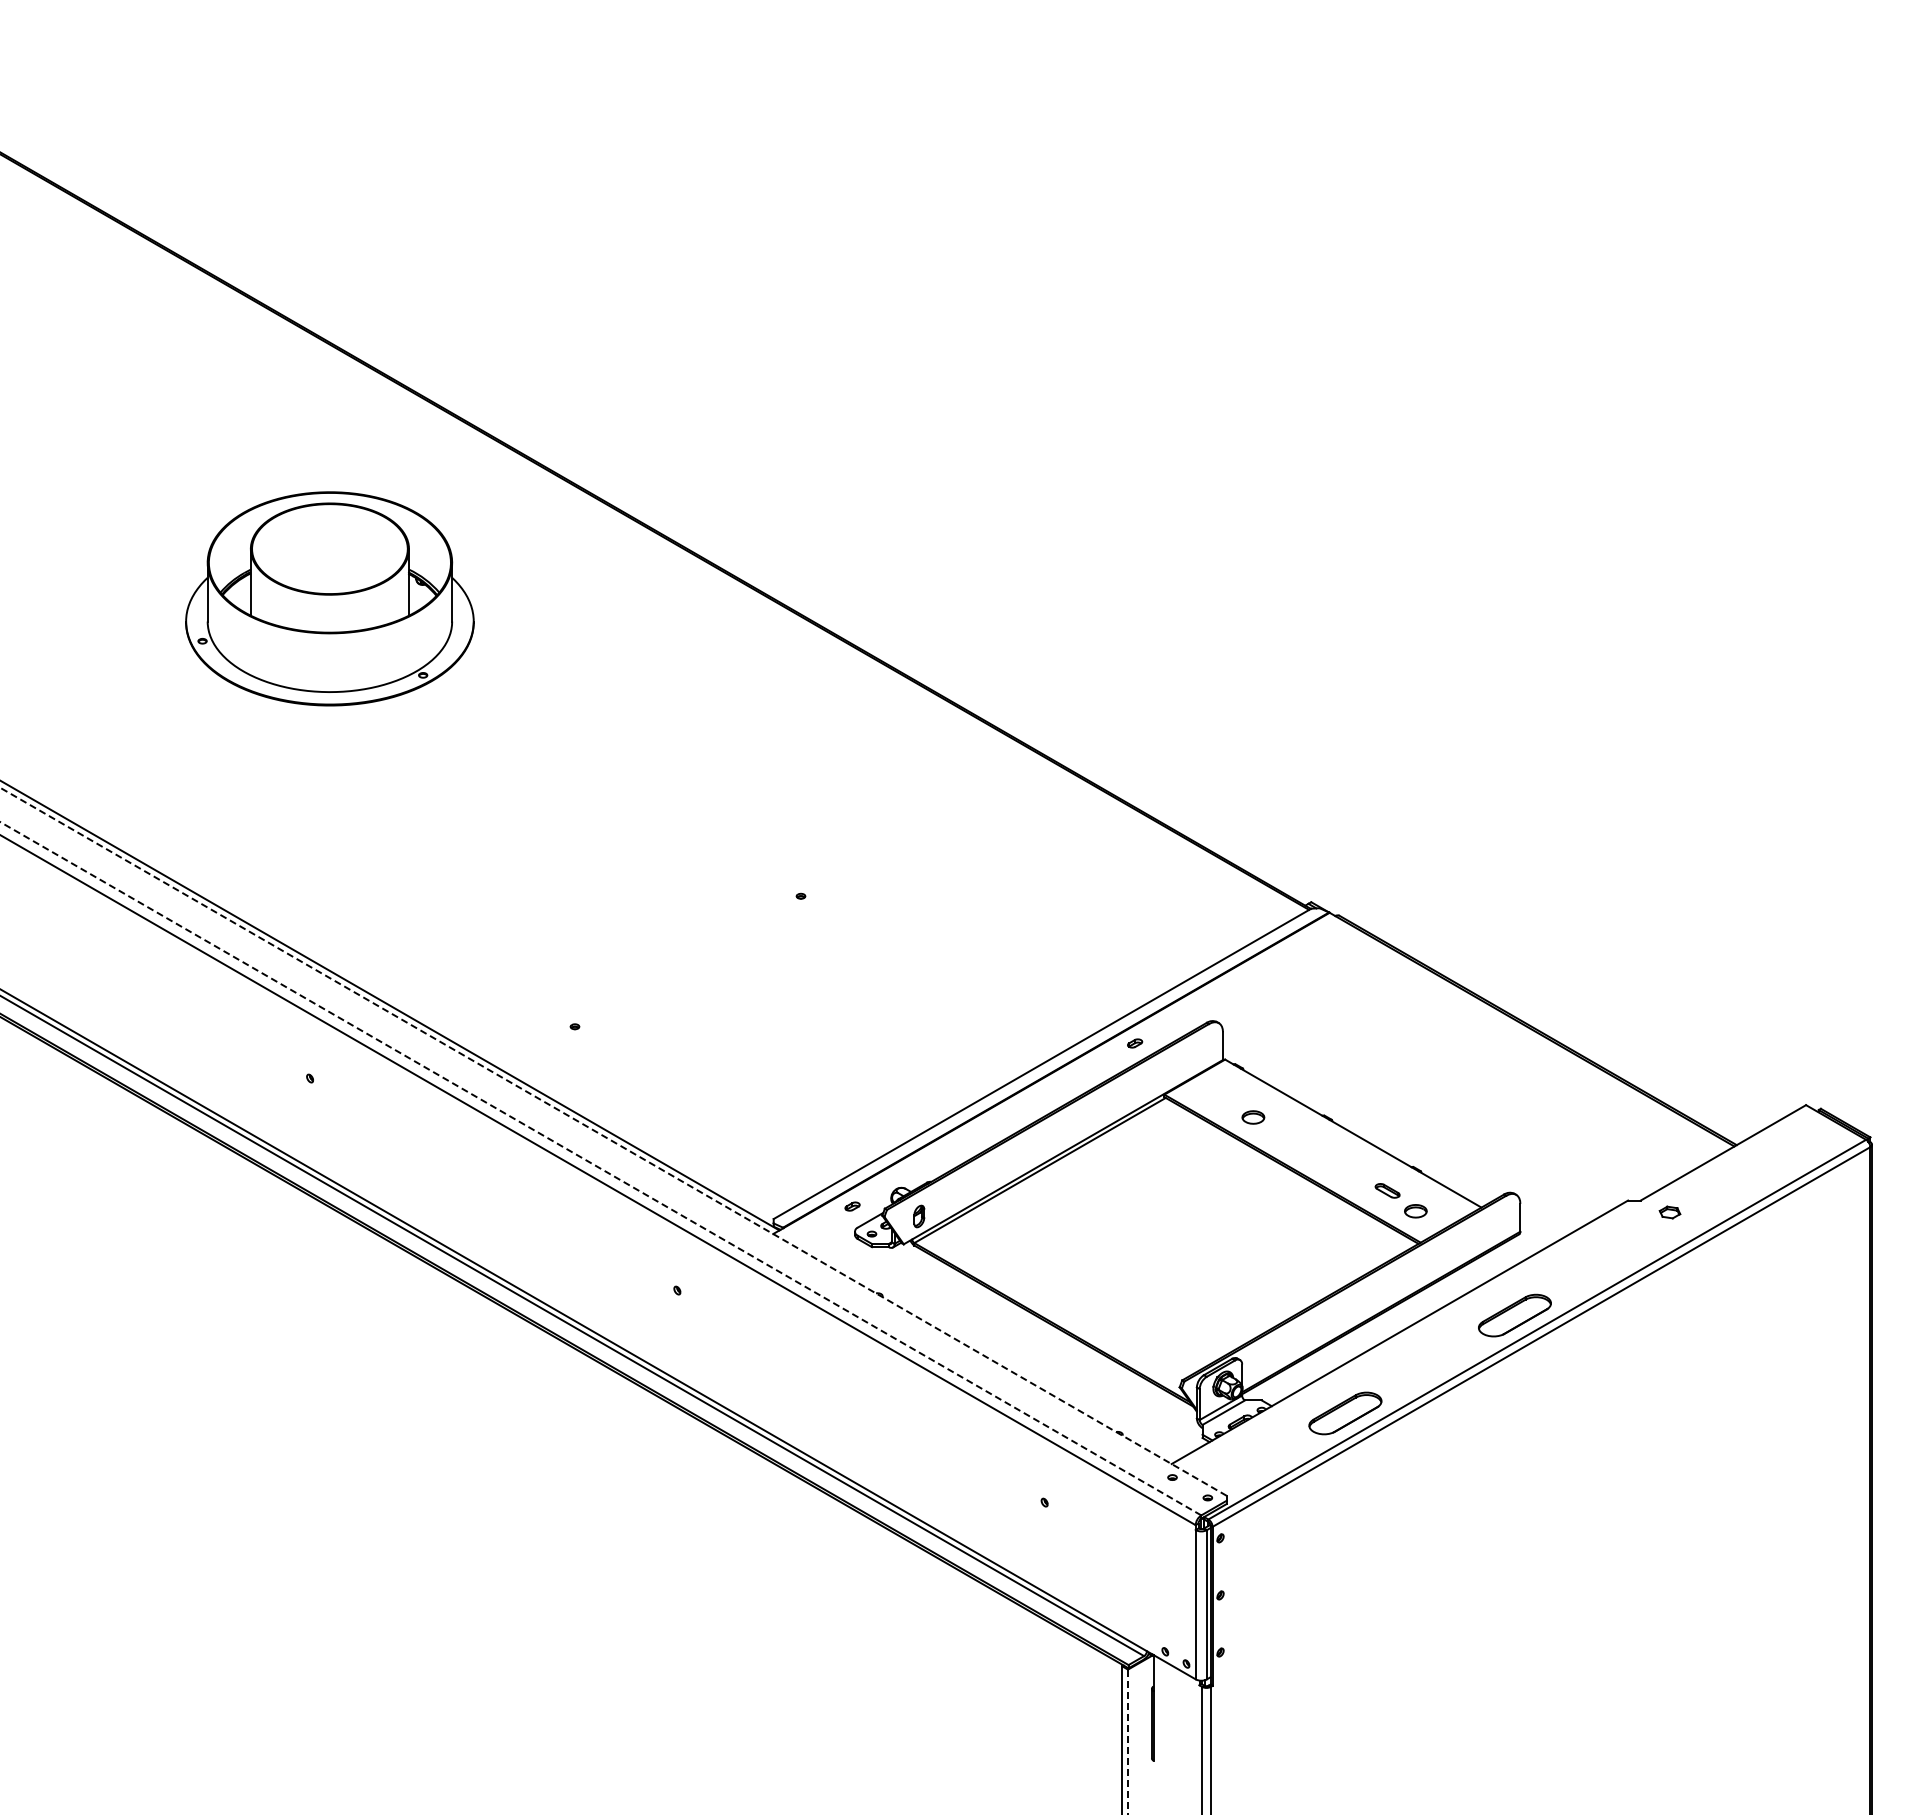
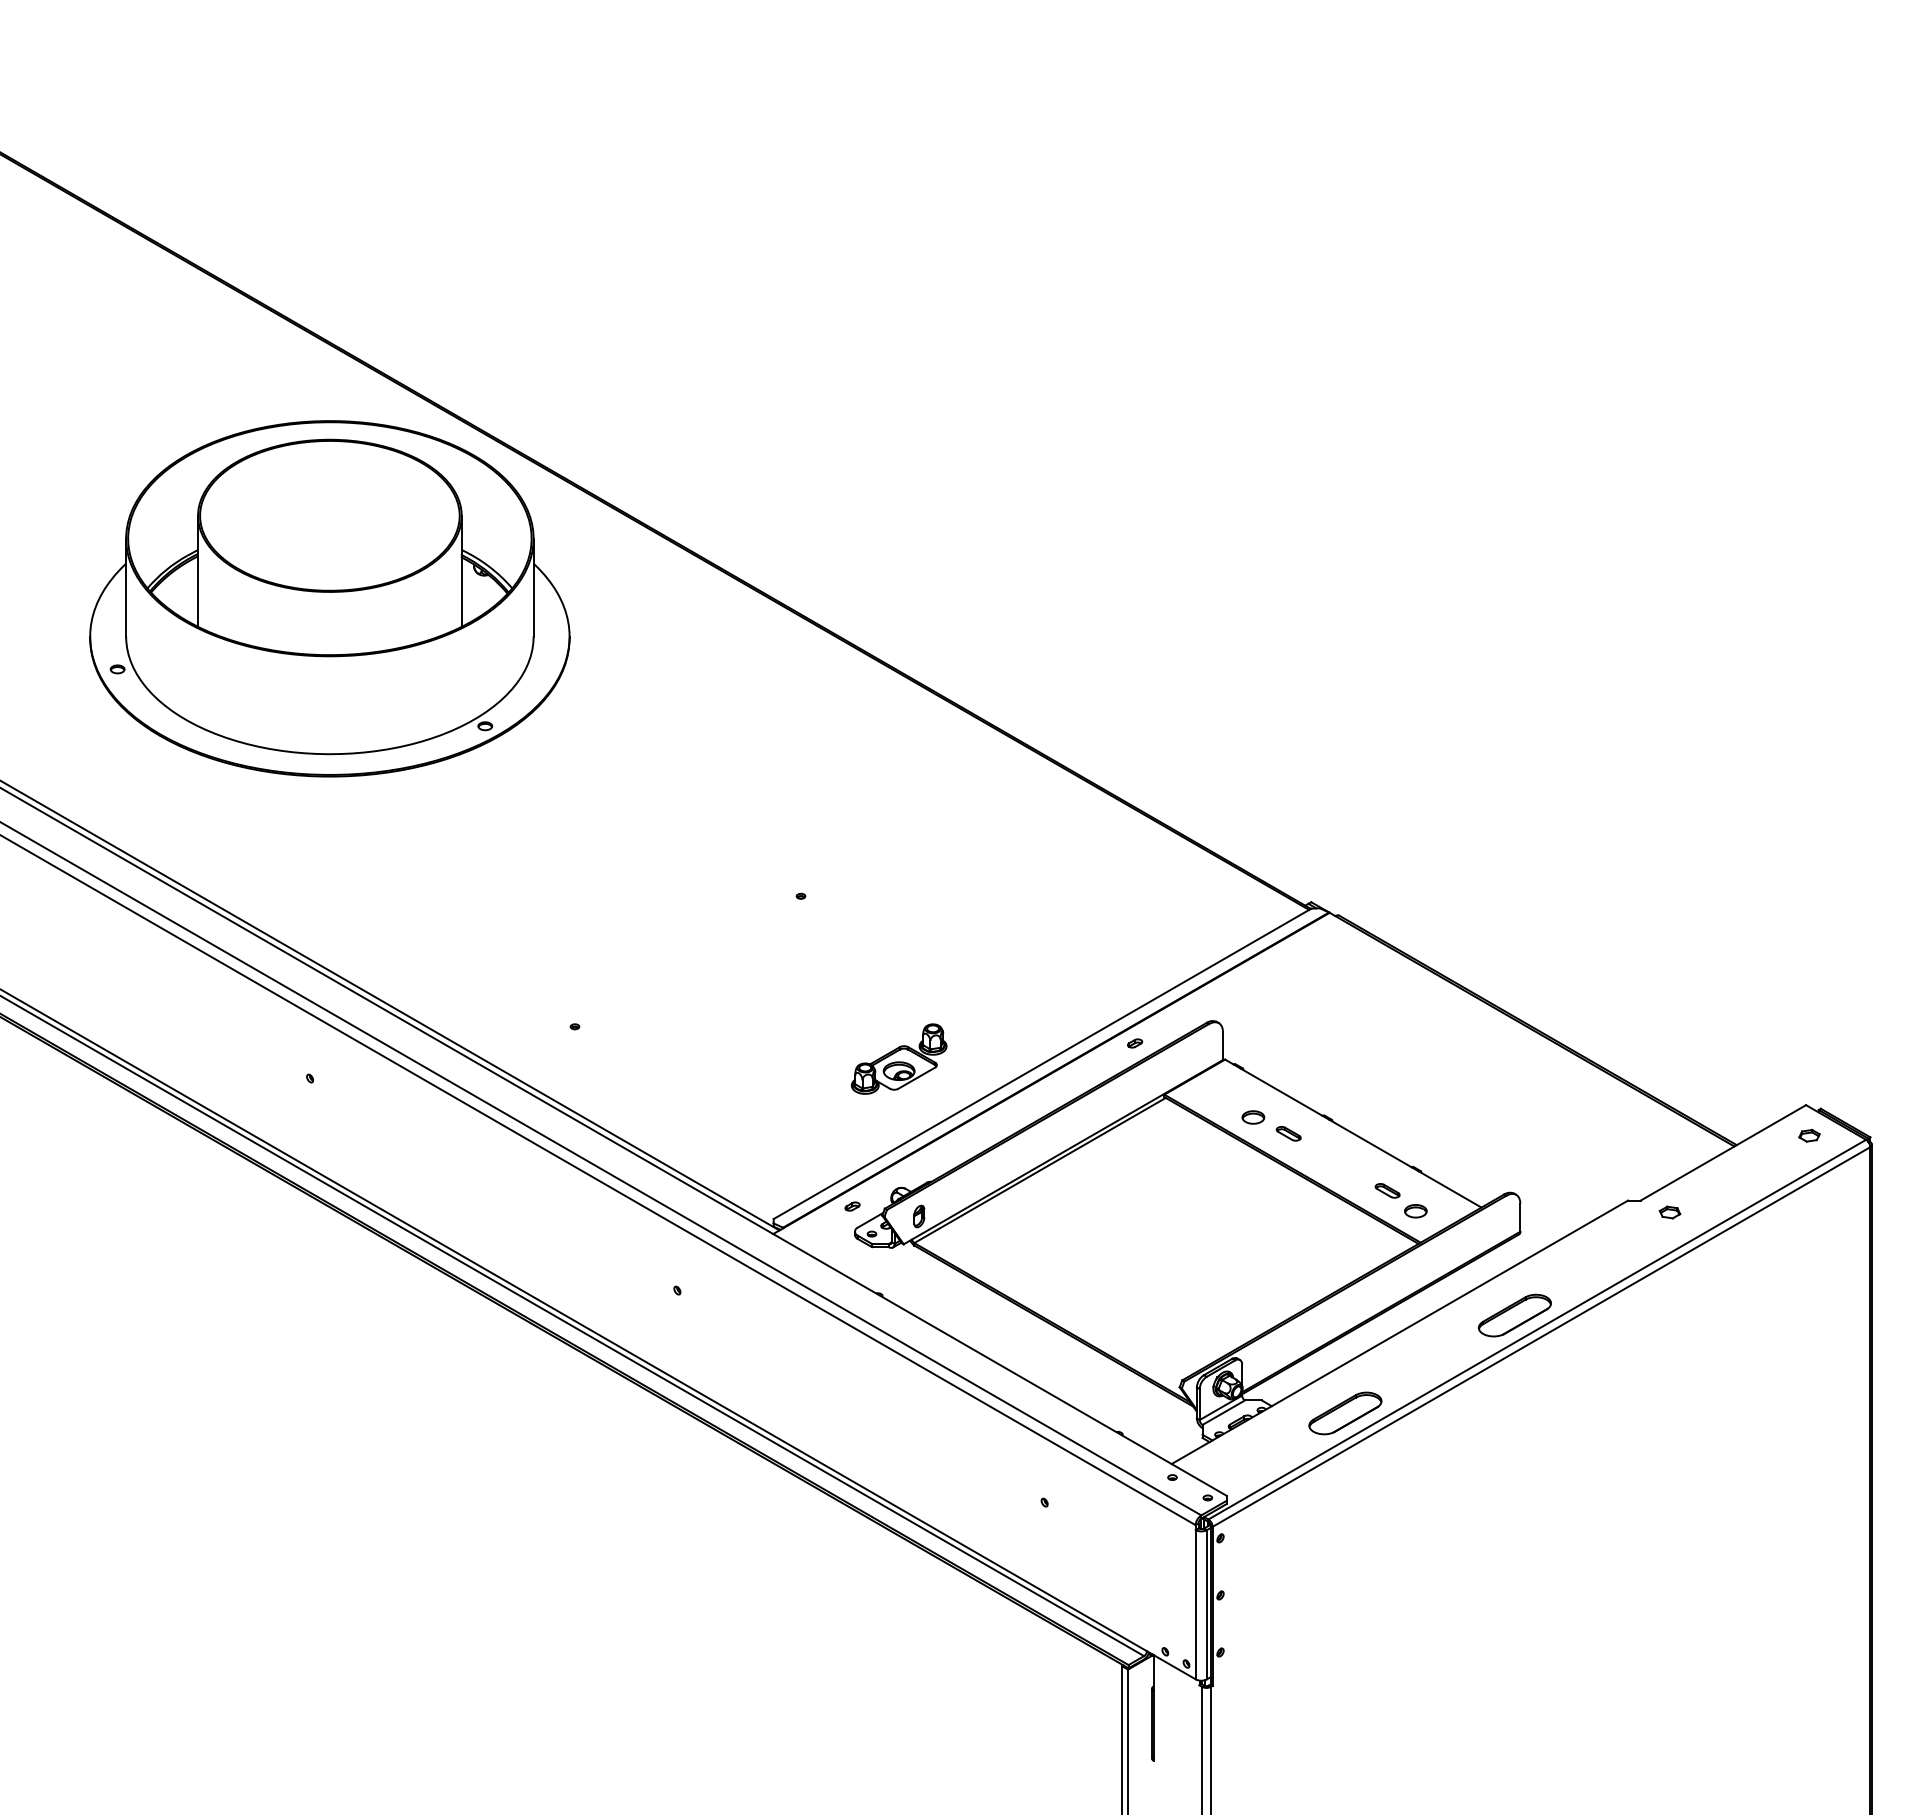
part size: 290x216 px -> 482x358 px (329, 598)
part: none -> present (898, 1058)
part: none -> present (1288, 1133)
part: none -> present (1809, 1135)
line: dashed -> solid (613, 1141)
line: dashed -> solid (600, 1168)
line: dashed -> solid (1128, 1742)
